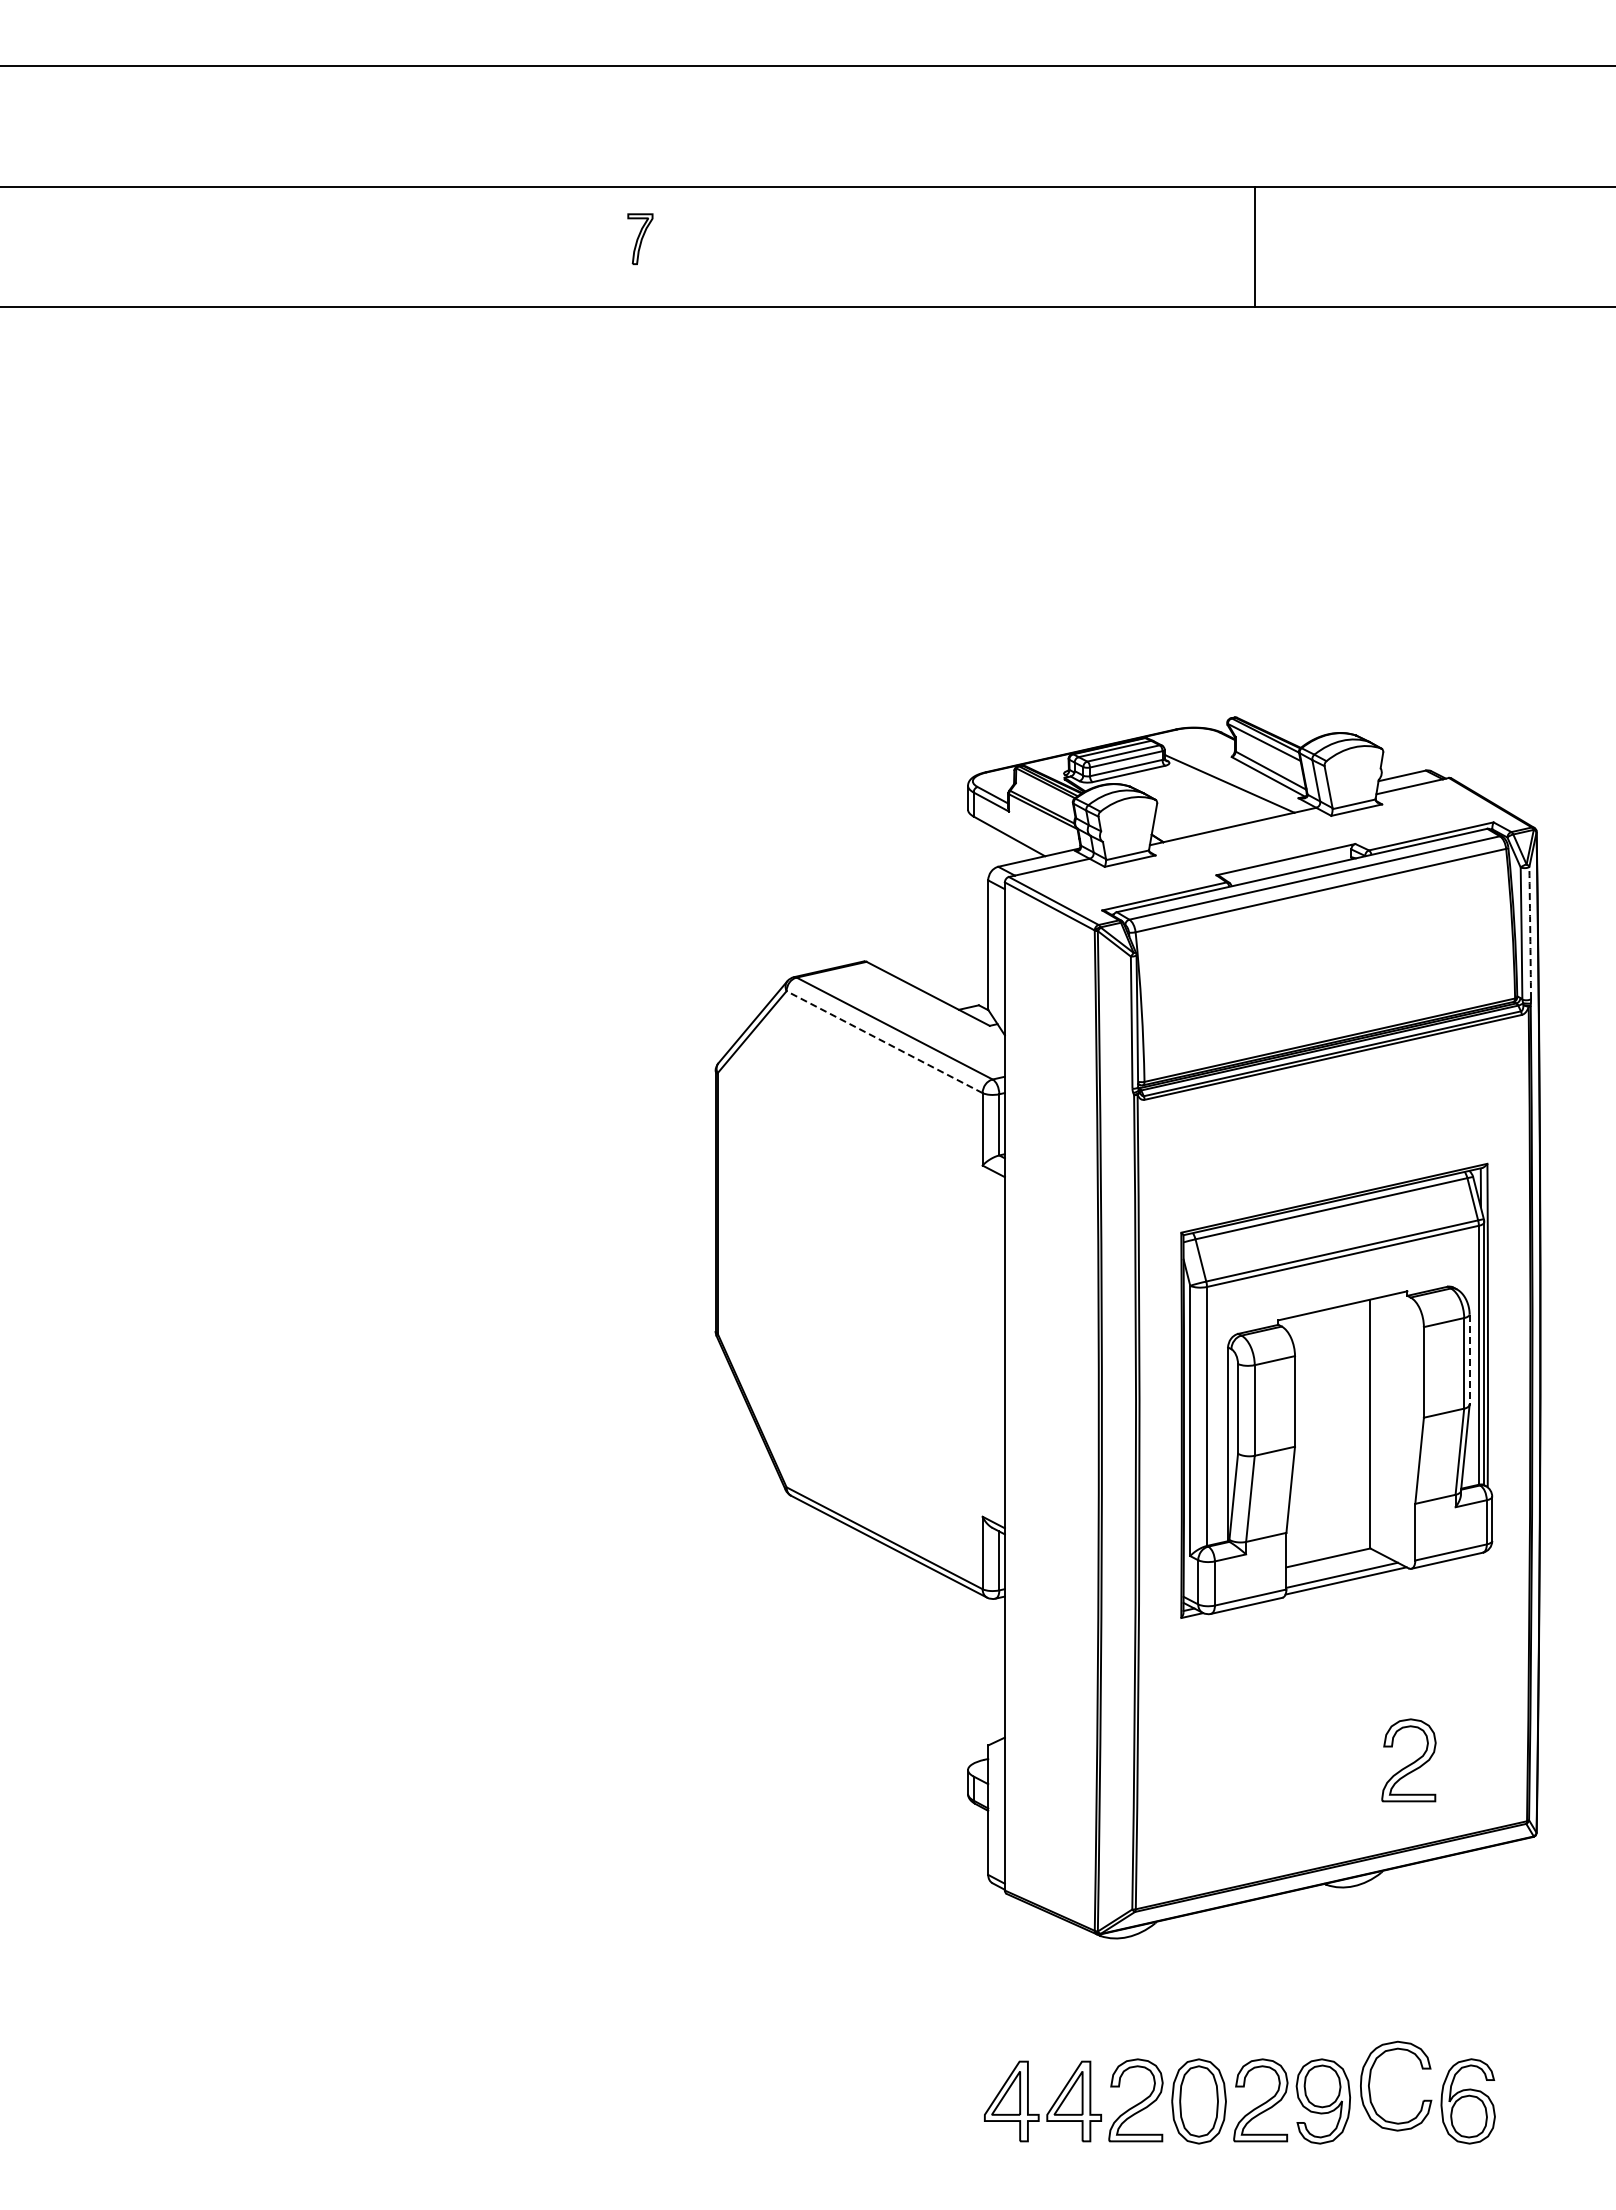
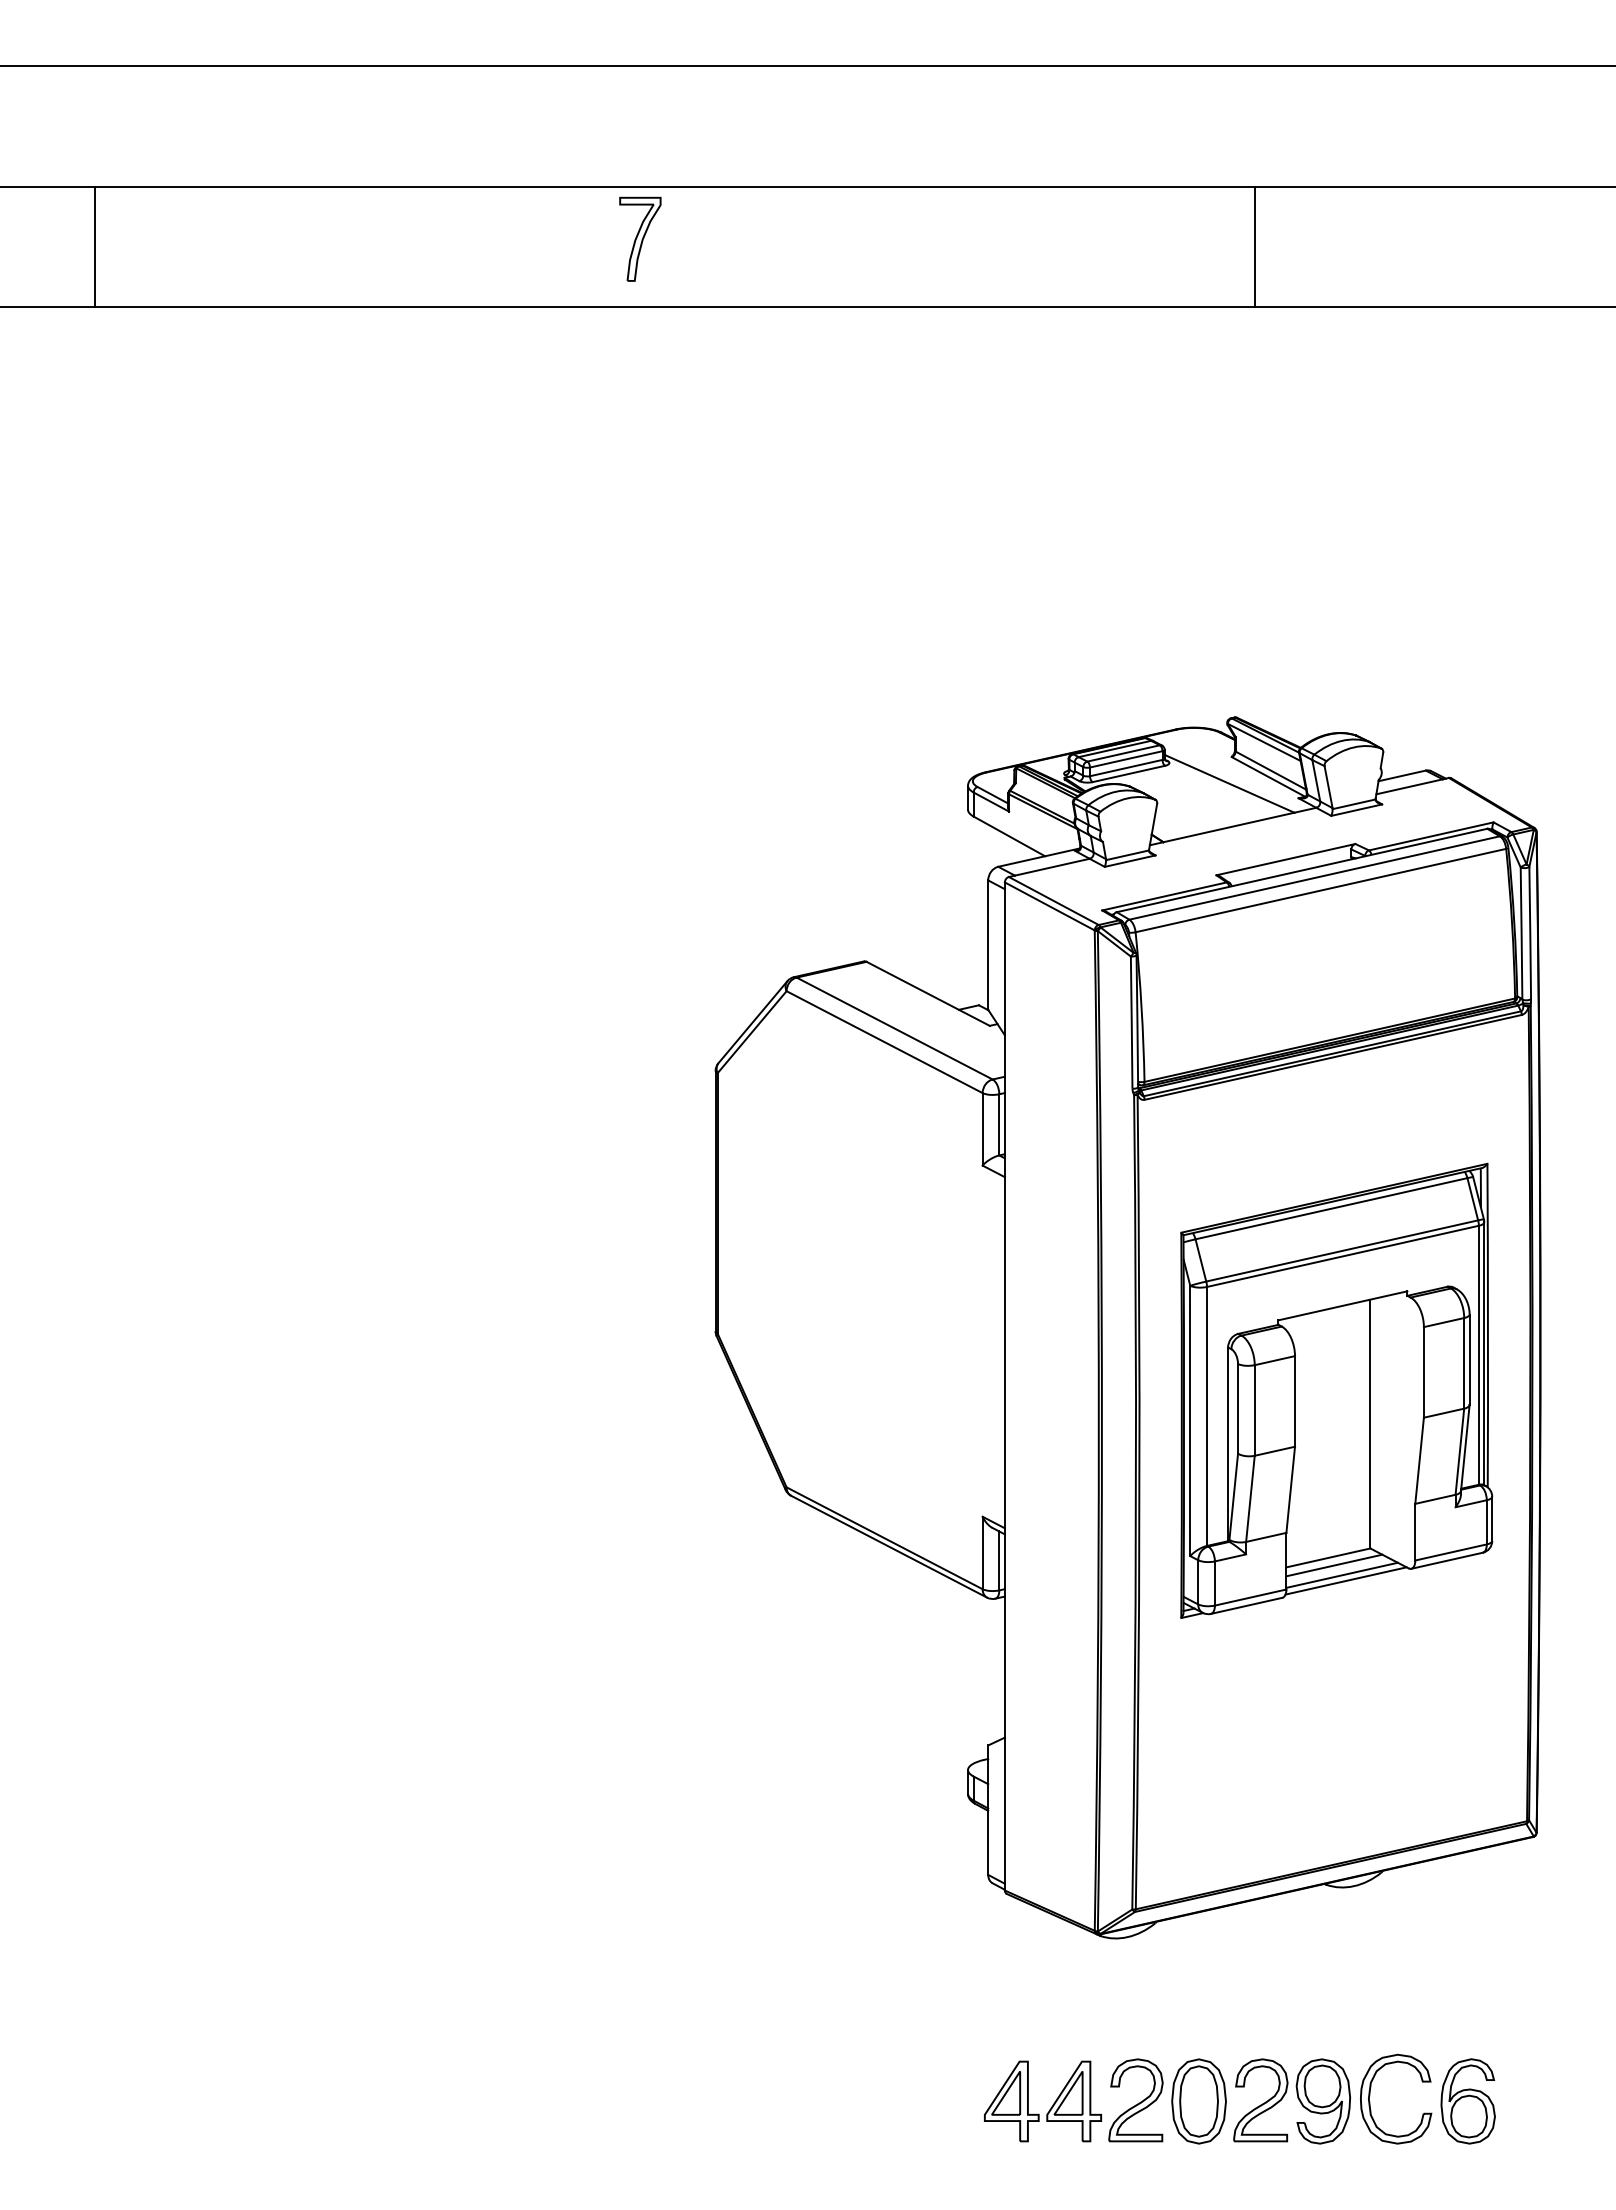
part size: 27x52 px -> 43x86 px (640, 238)
line: none -> present (94, 246)
arc: dashed -> solid (1530, 932)
line: dashed -> solid (884, 1041)
line: dashed -> solid (1469, 1360)
line: none -> present (1334, 1565)
part: present -> none (1408, 1760)
part position: (1370, 2082) -> (1370, 2095) (1370, 2095)
